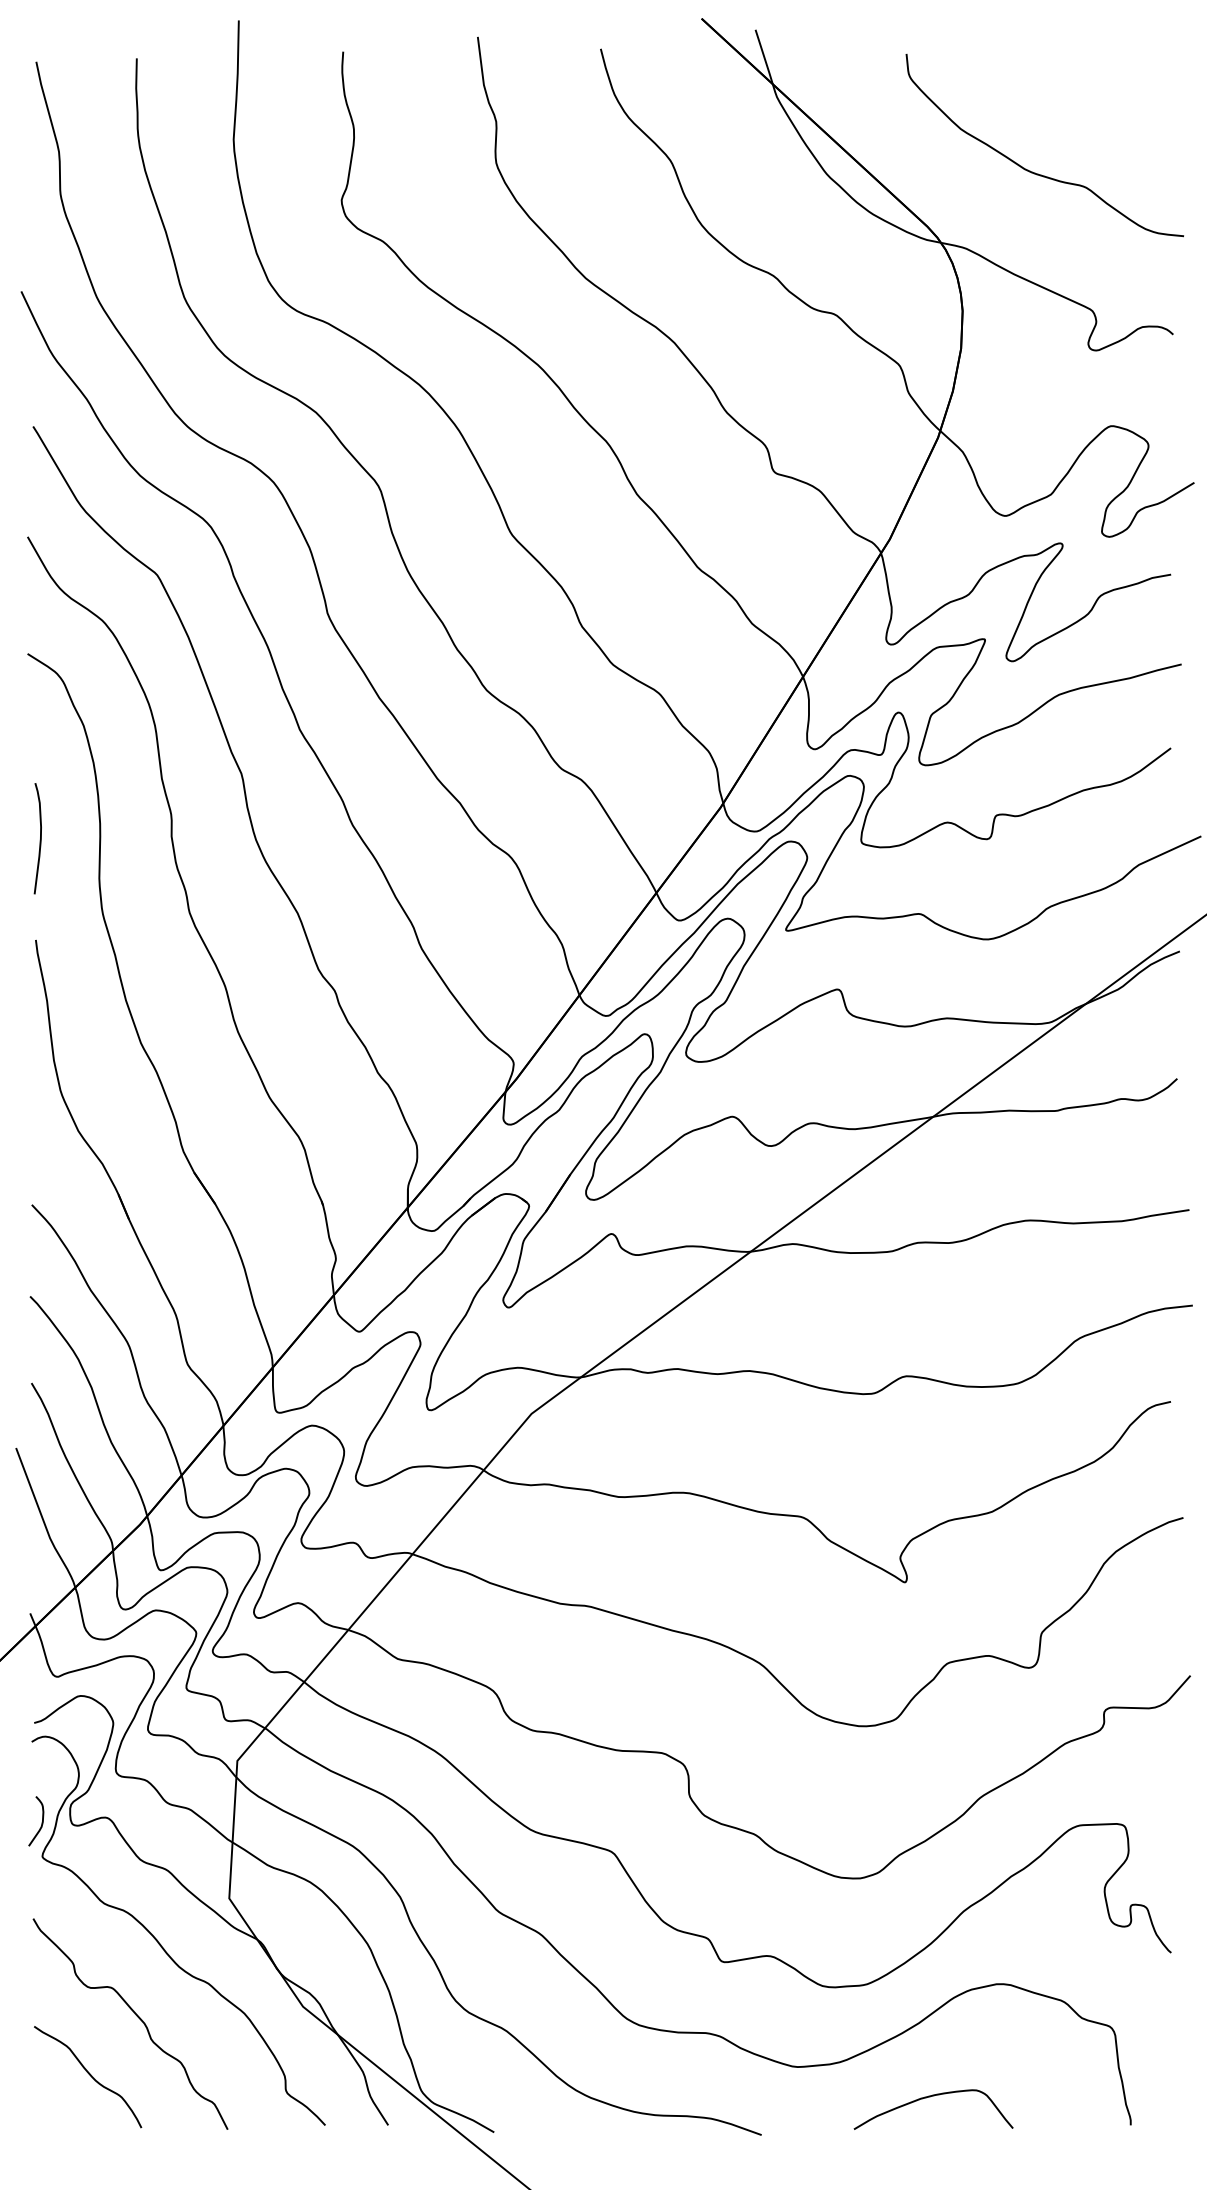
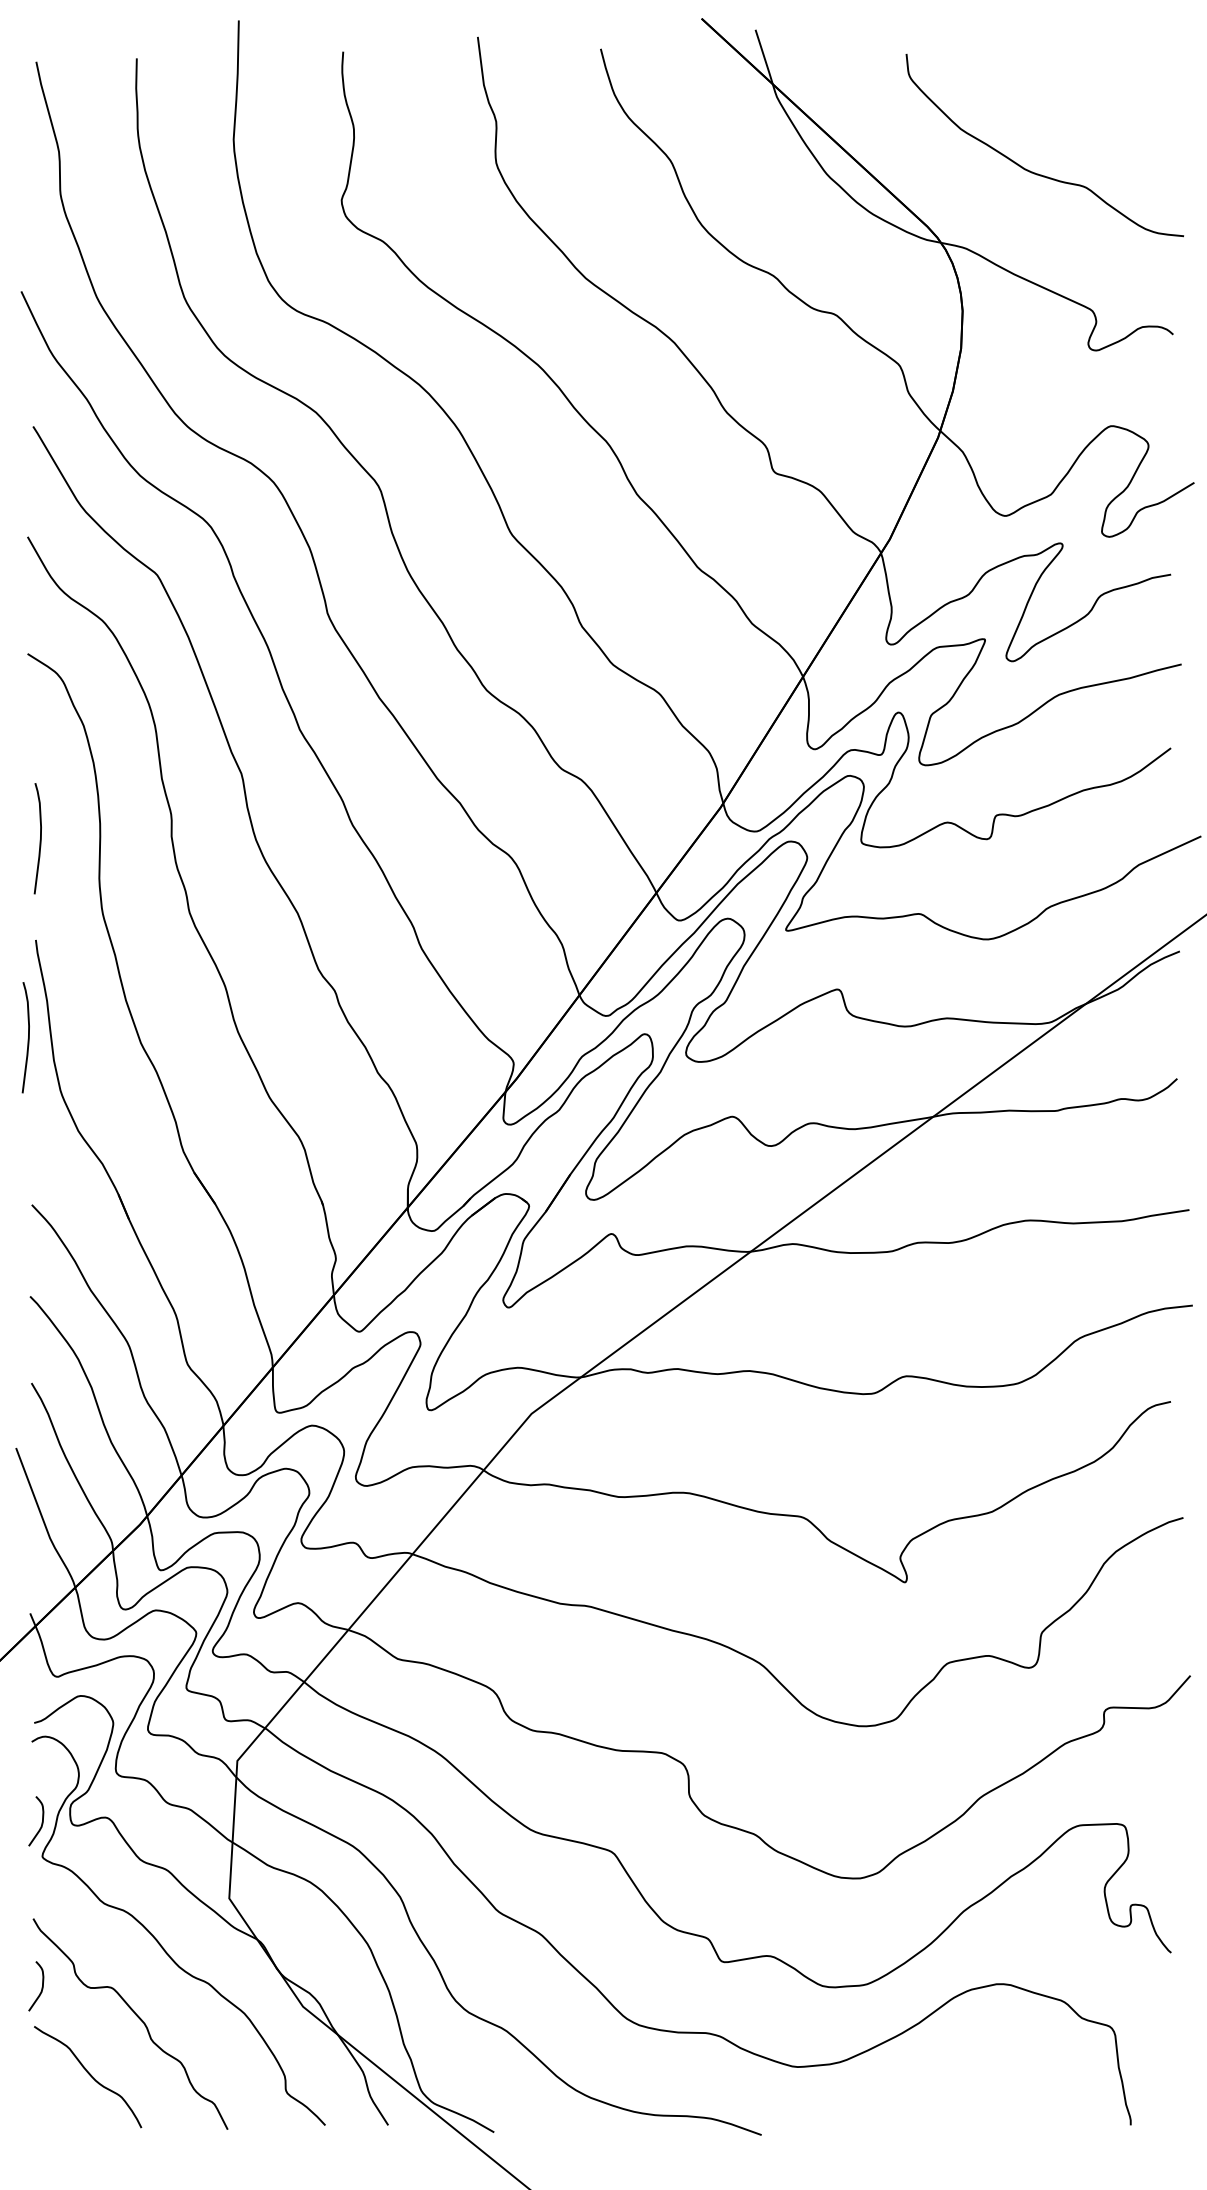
curve: none -> present (27, 1039)
curve: none -> present (41, 1987)
curve: present -> none (930, 2097)
